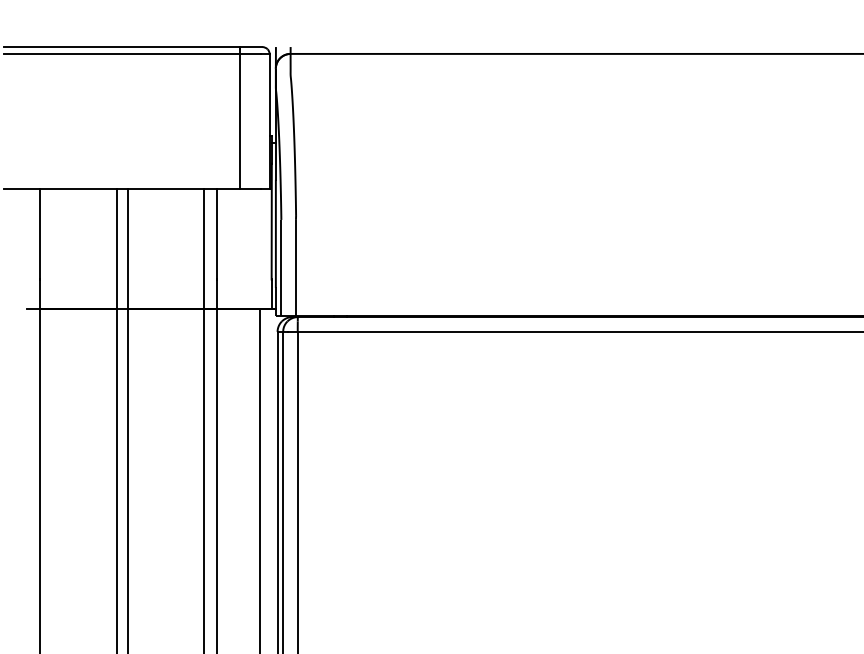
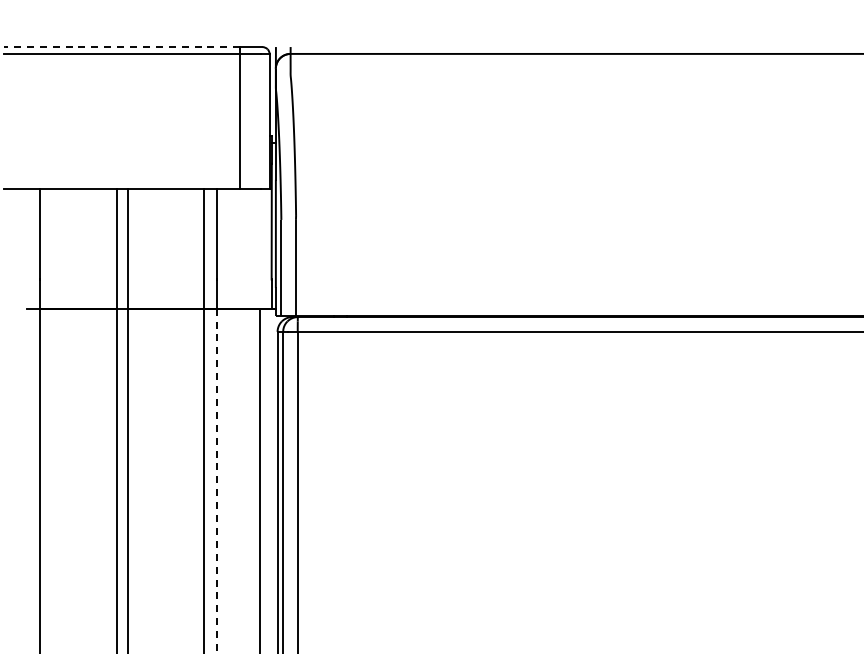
line: solid -> dashed (122, 47)
line: solid -> dashed (217, 481)
